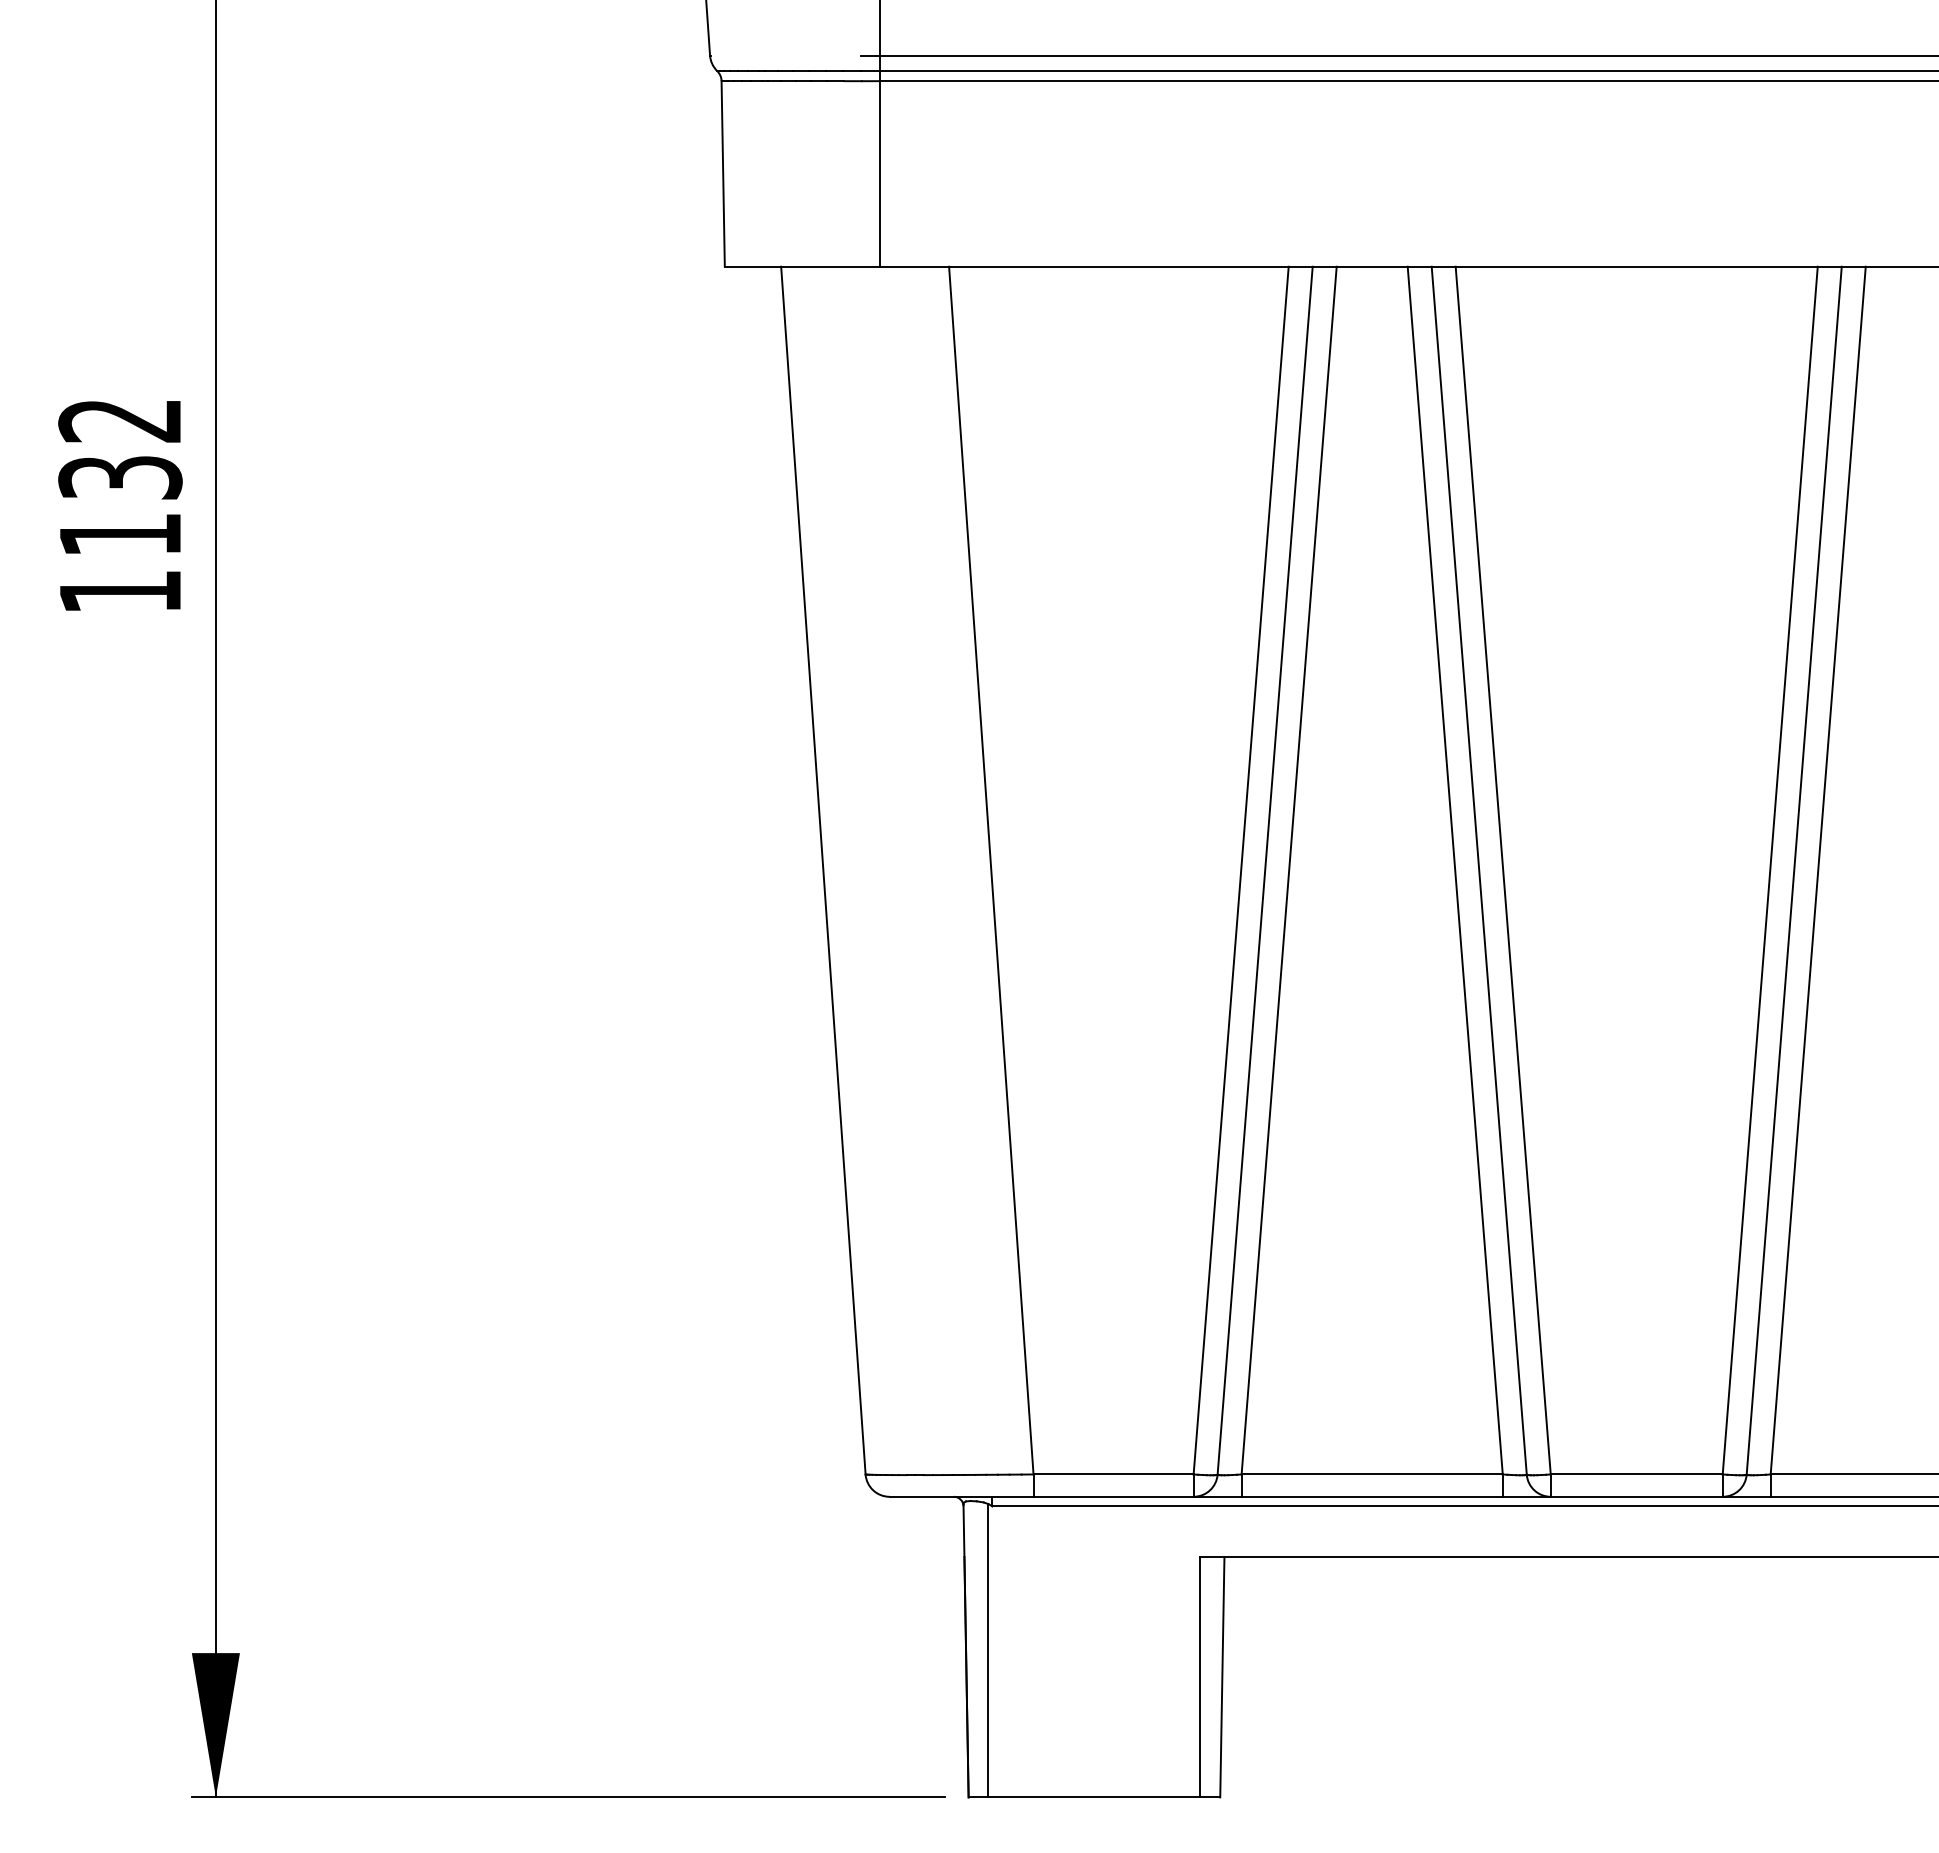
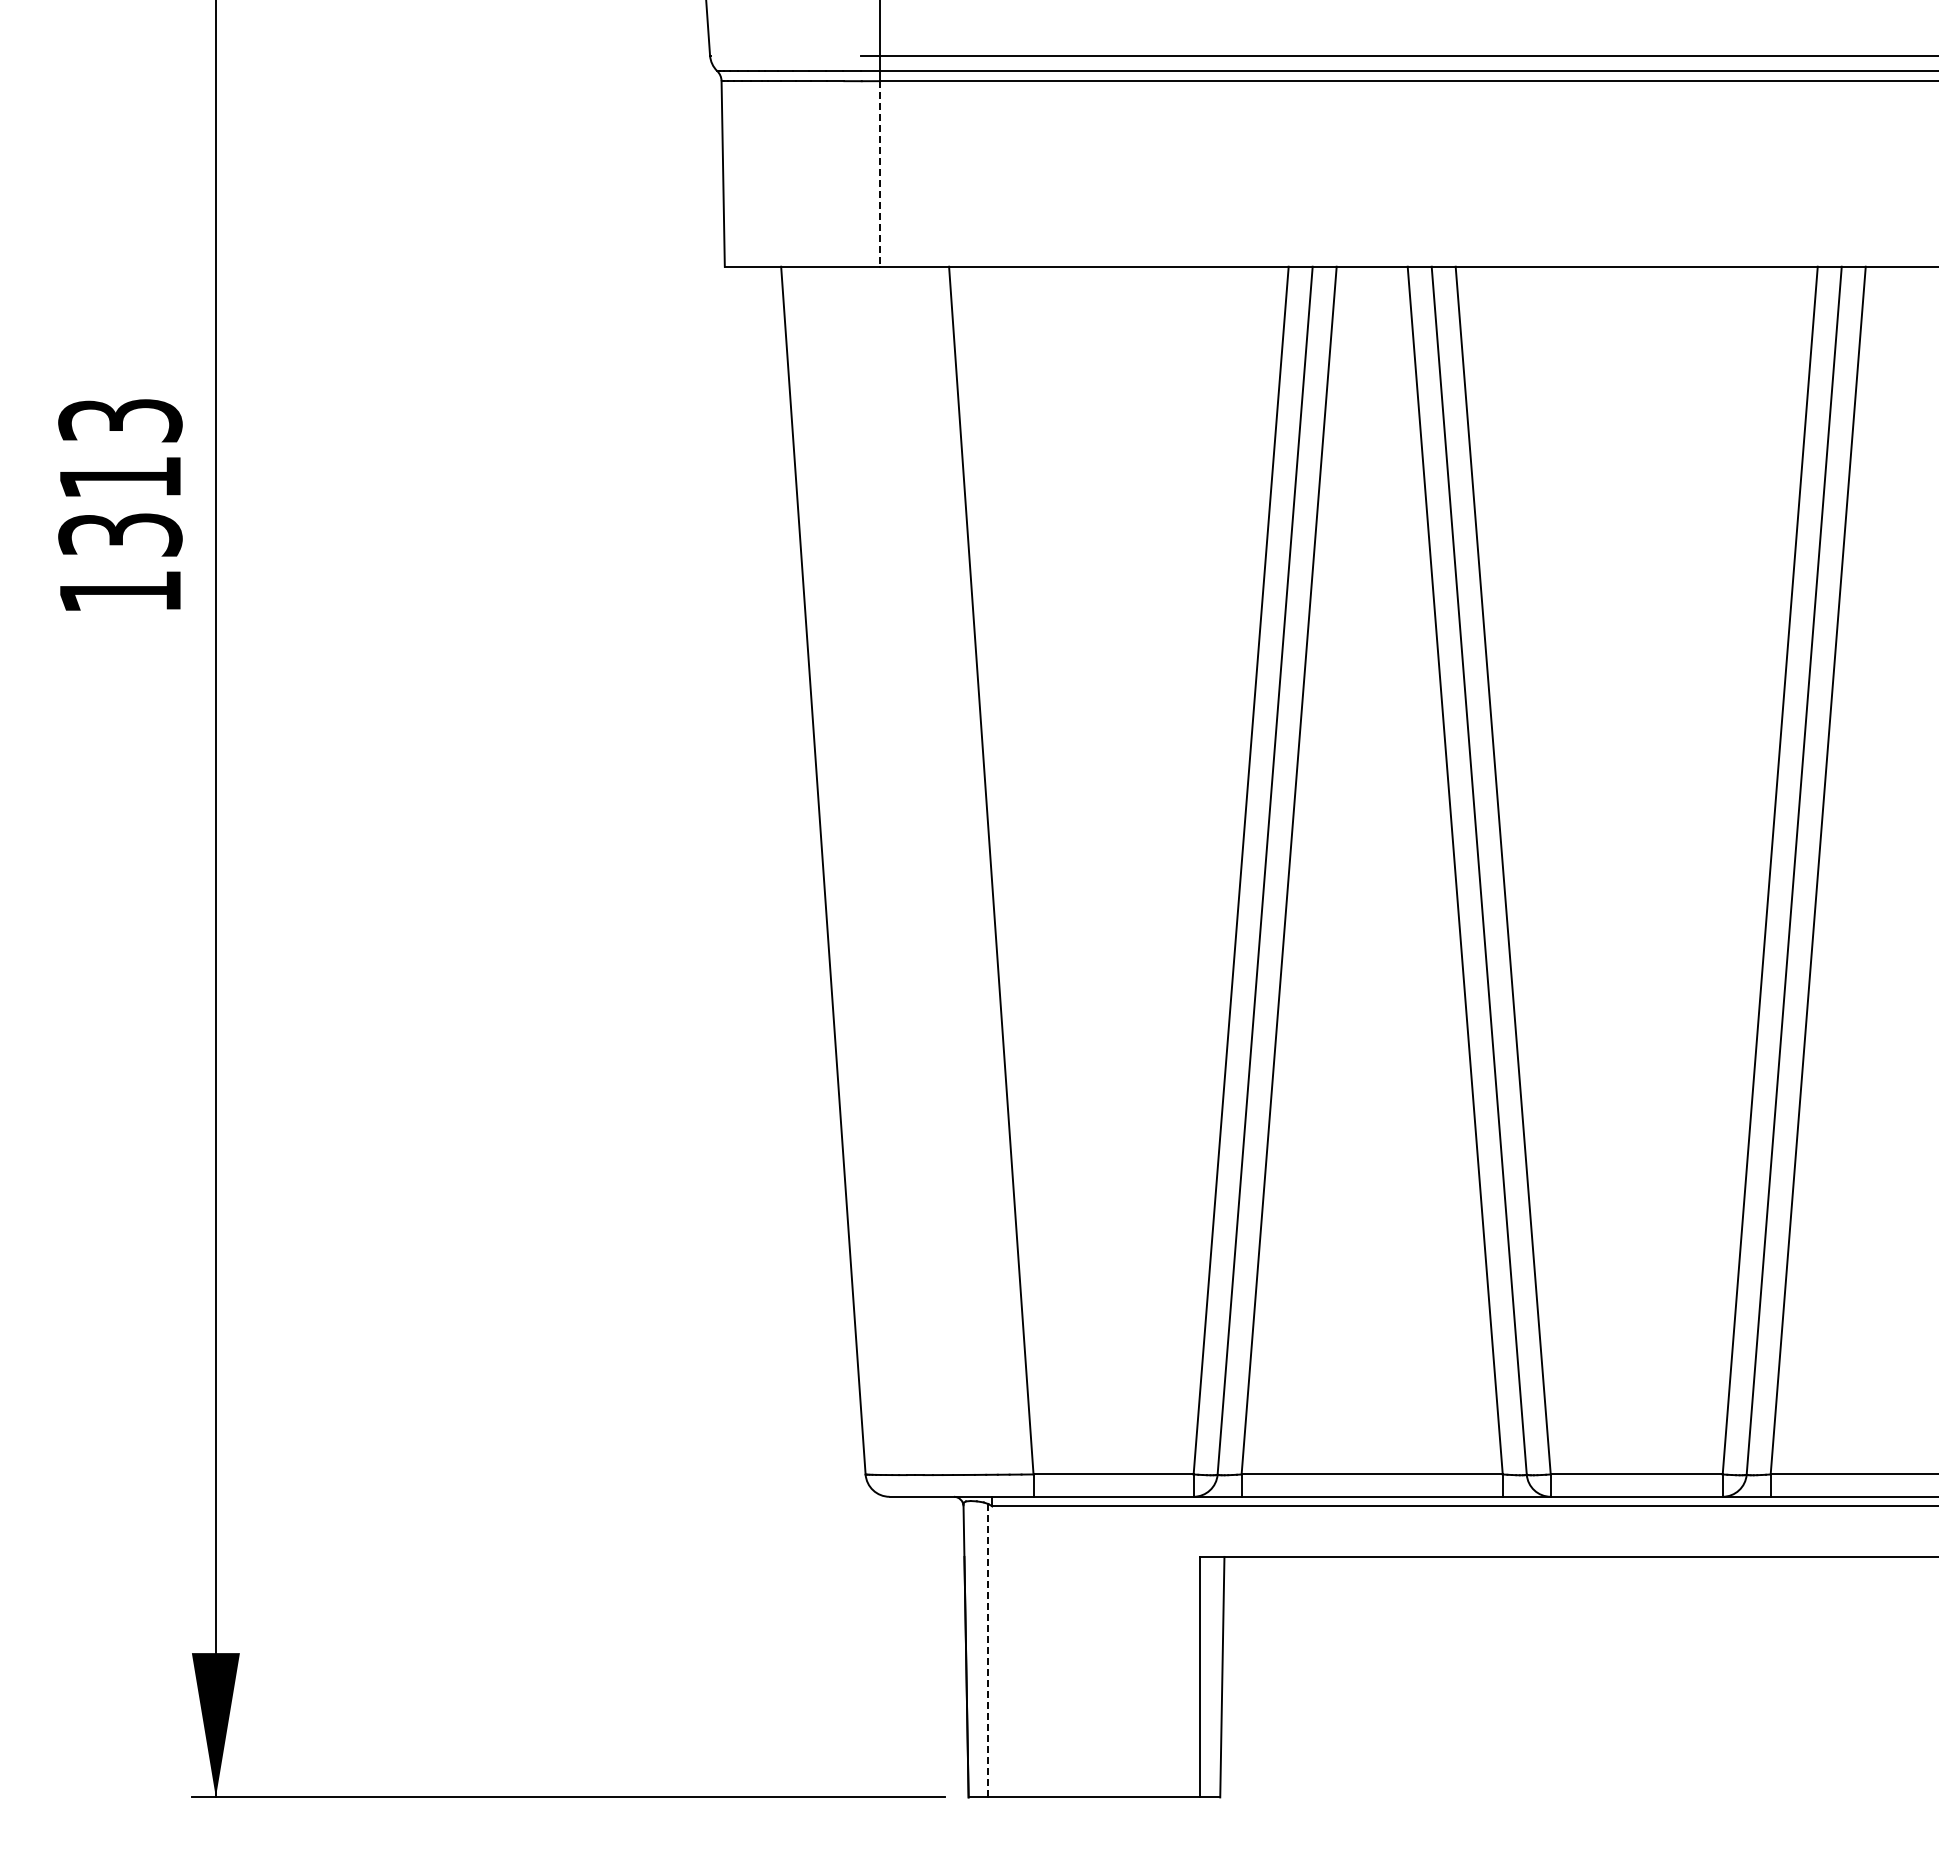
line: solid -> dashed (879, 173)
text: 1132 -> 1313 (120, 477)
line: solid -> dashed (988, 1650)
